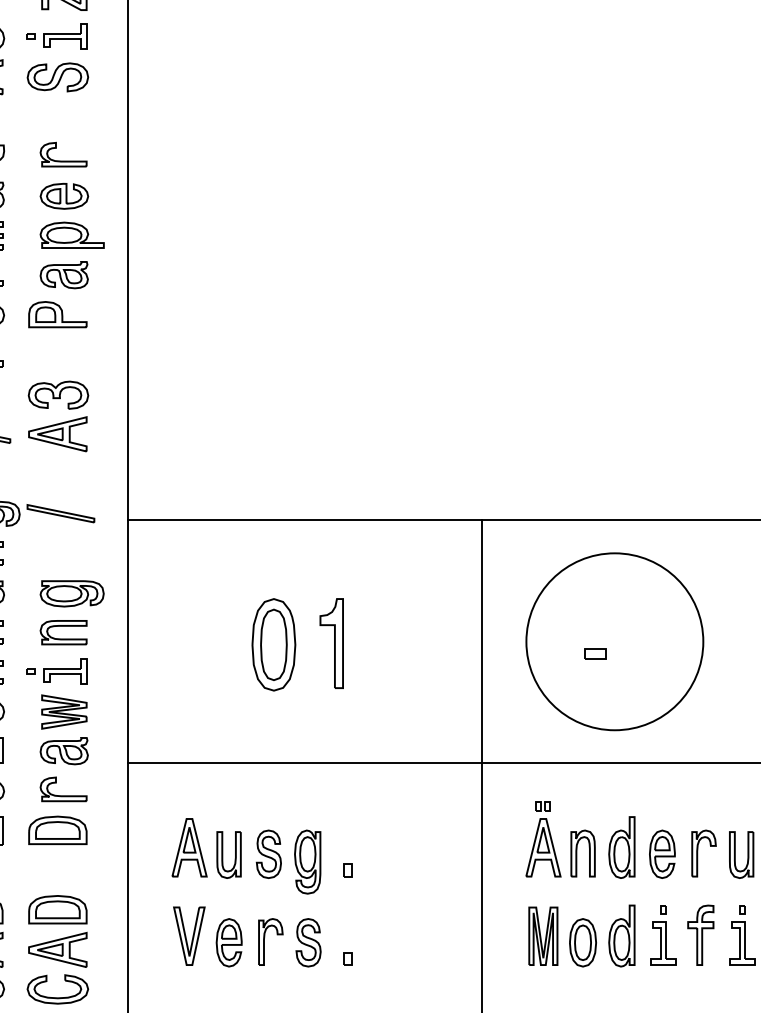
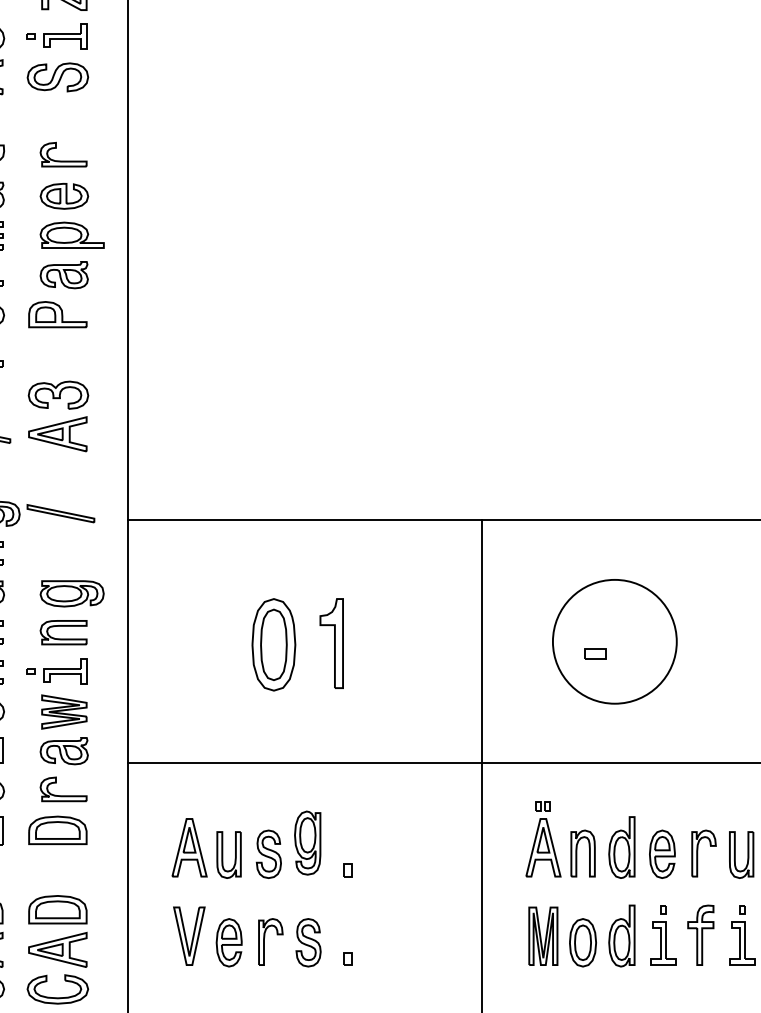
circle diameter: 177 px -> 124 px (614, 641)
part position: (307, 861) -> (307, 842) (307, 842)
